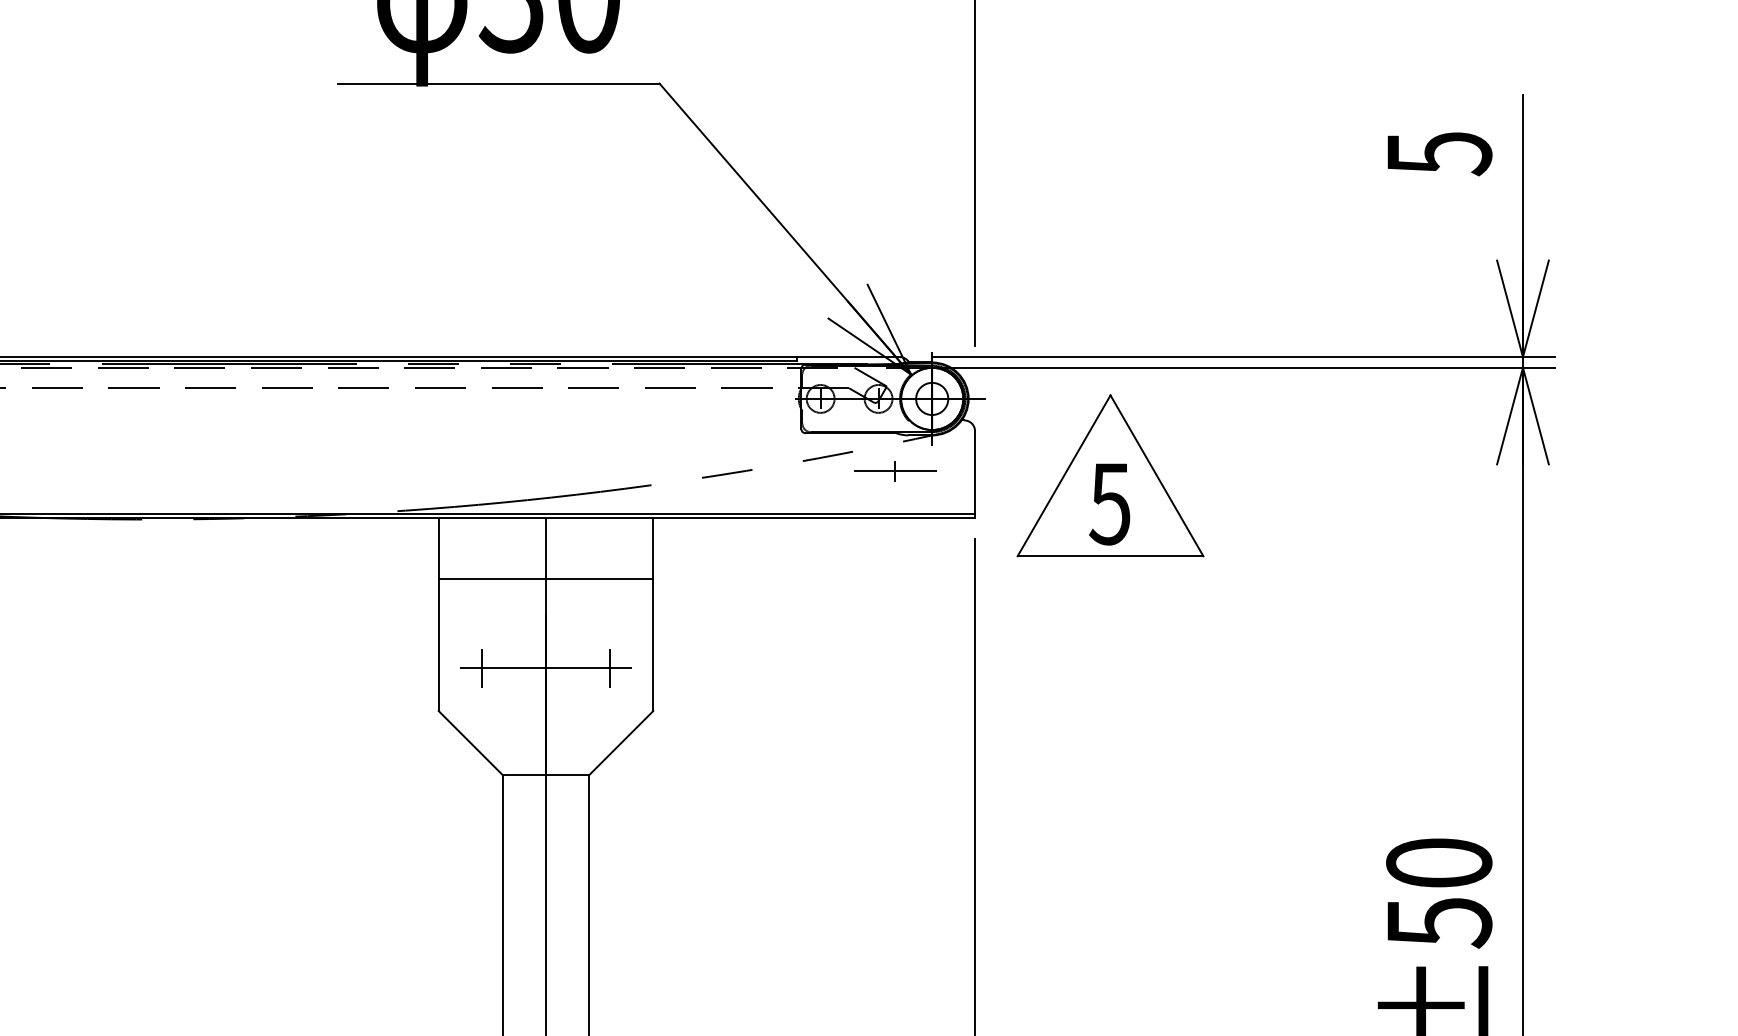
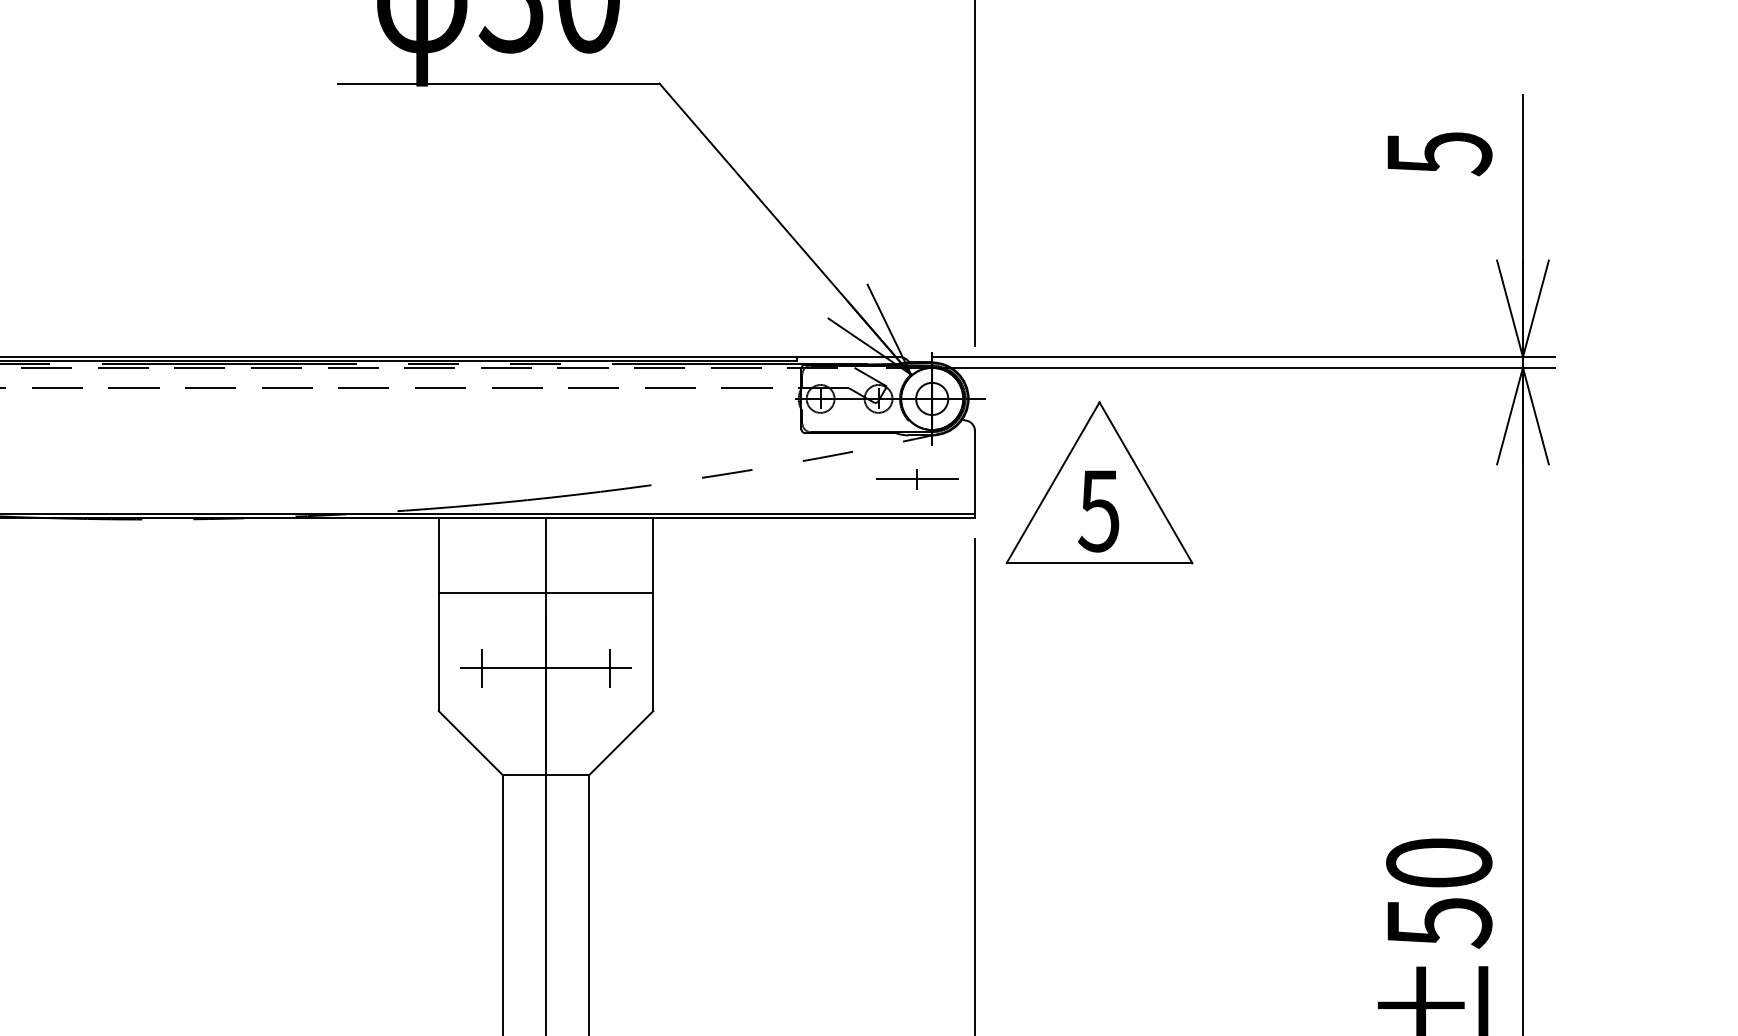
part position: (895, 471) -> (917, 479) (917, 479)
part position: (1110, 475) -> (1099, 482) (1099, 482)
line position: (545, 579) -> (545, 593) (545, 593)
